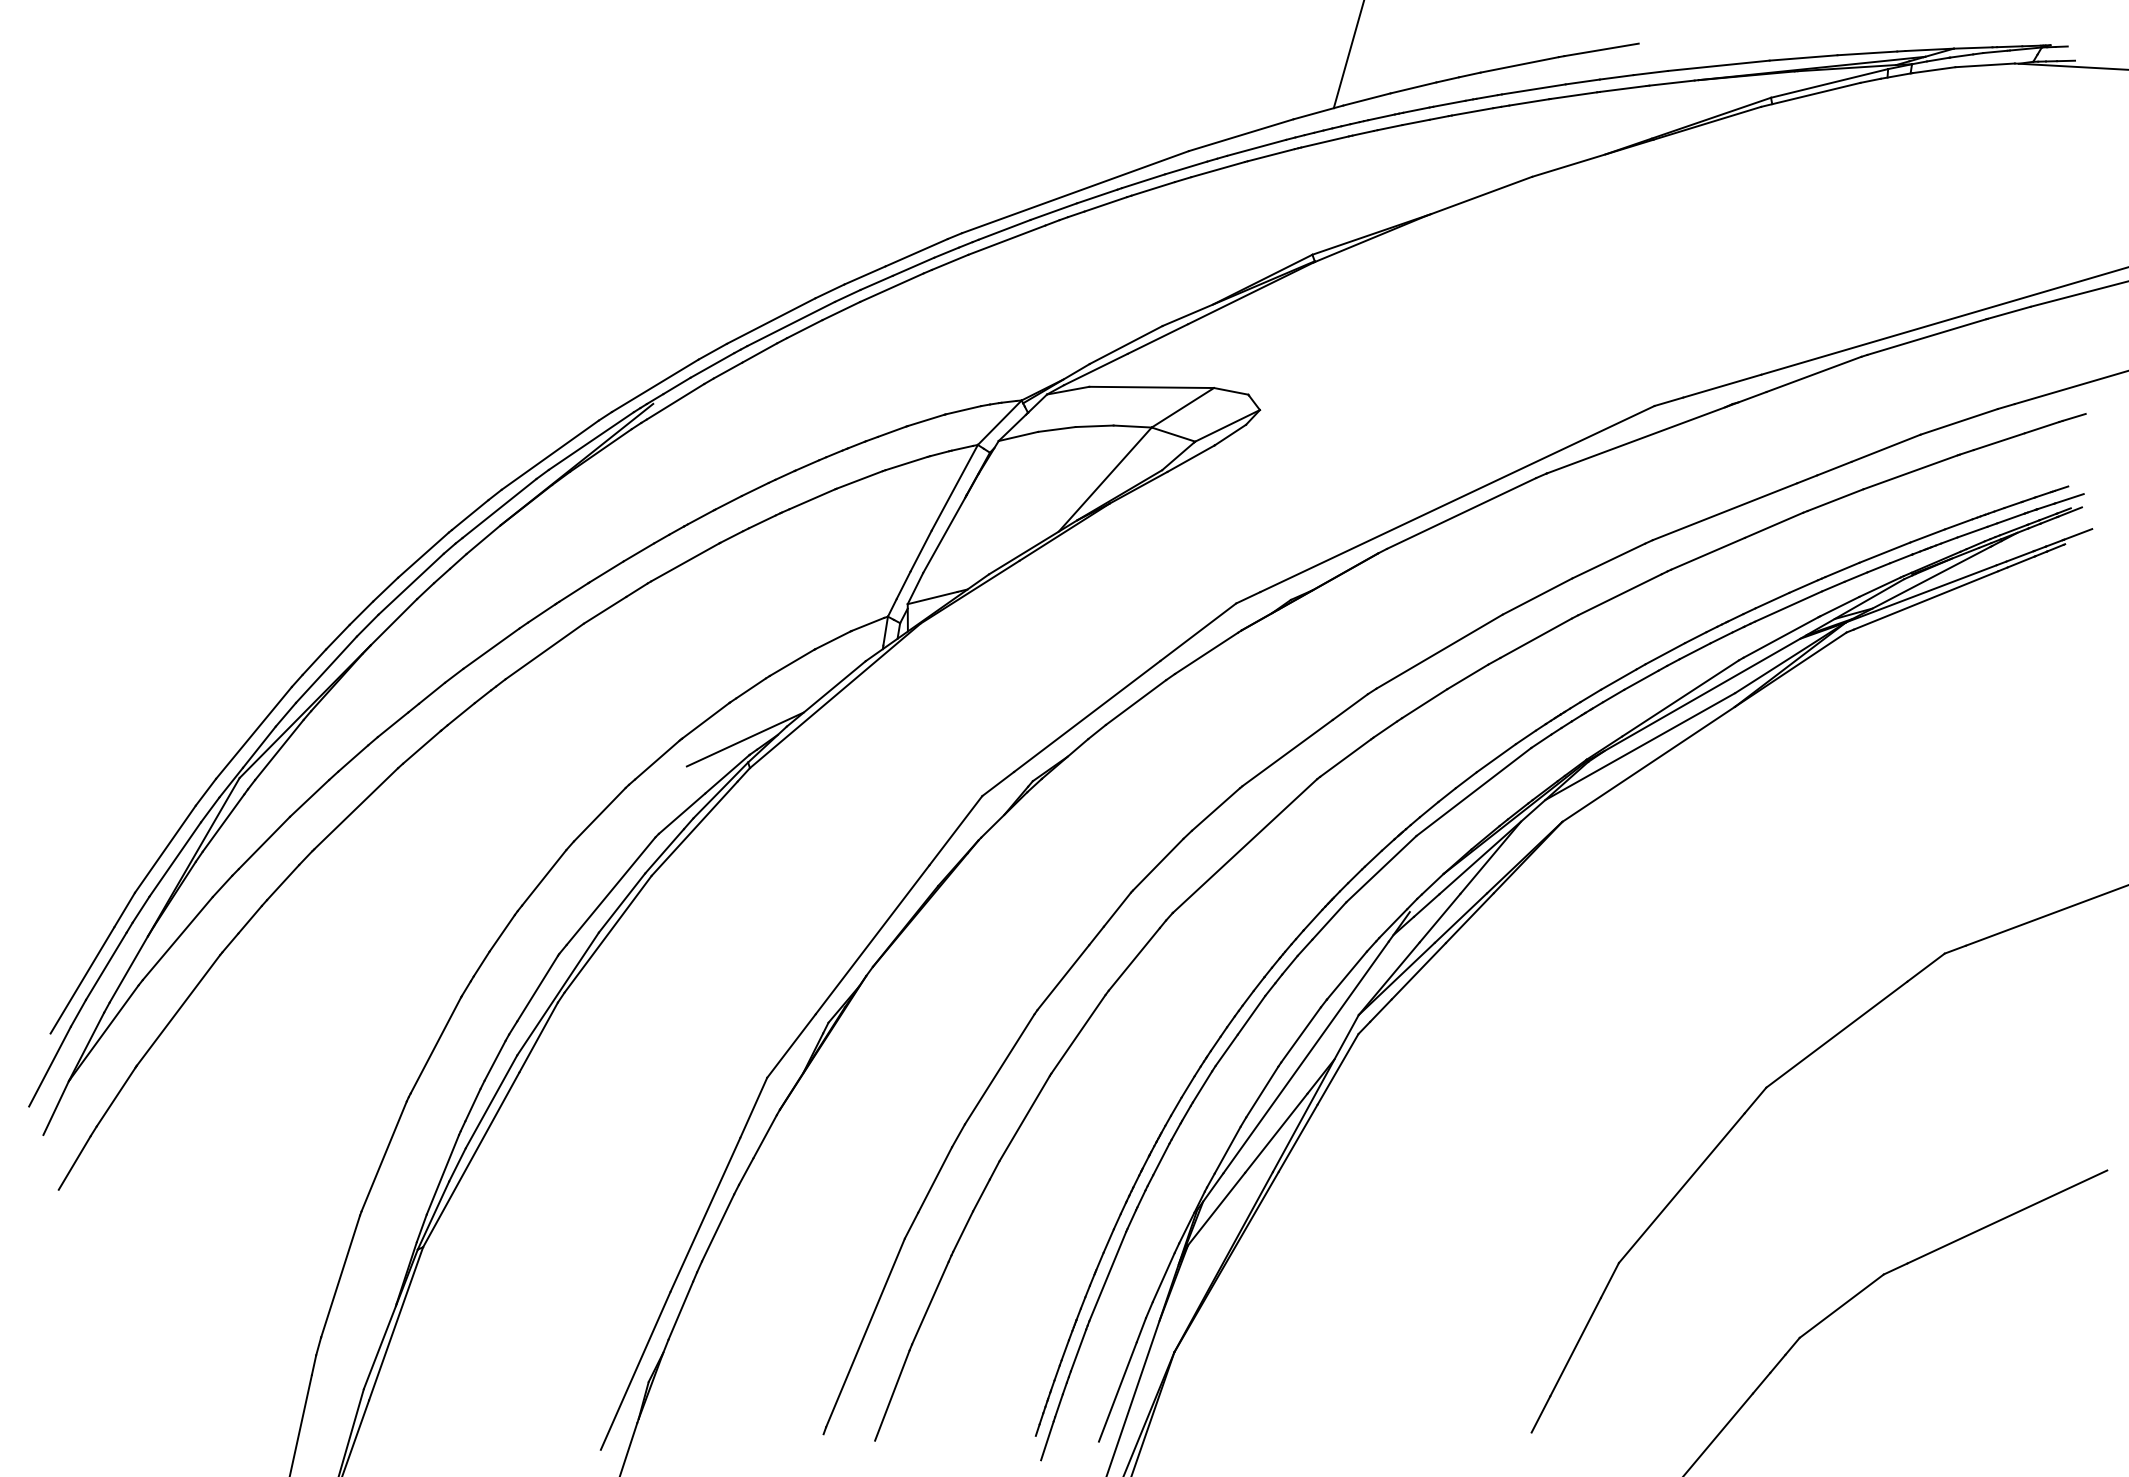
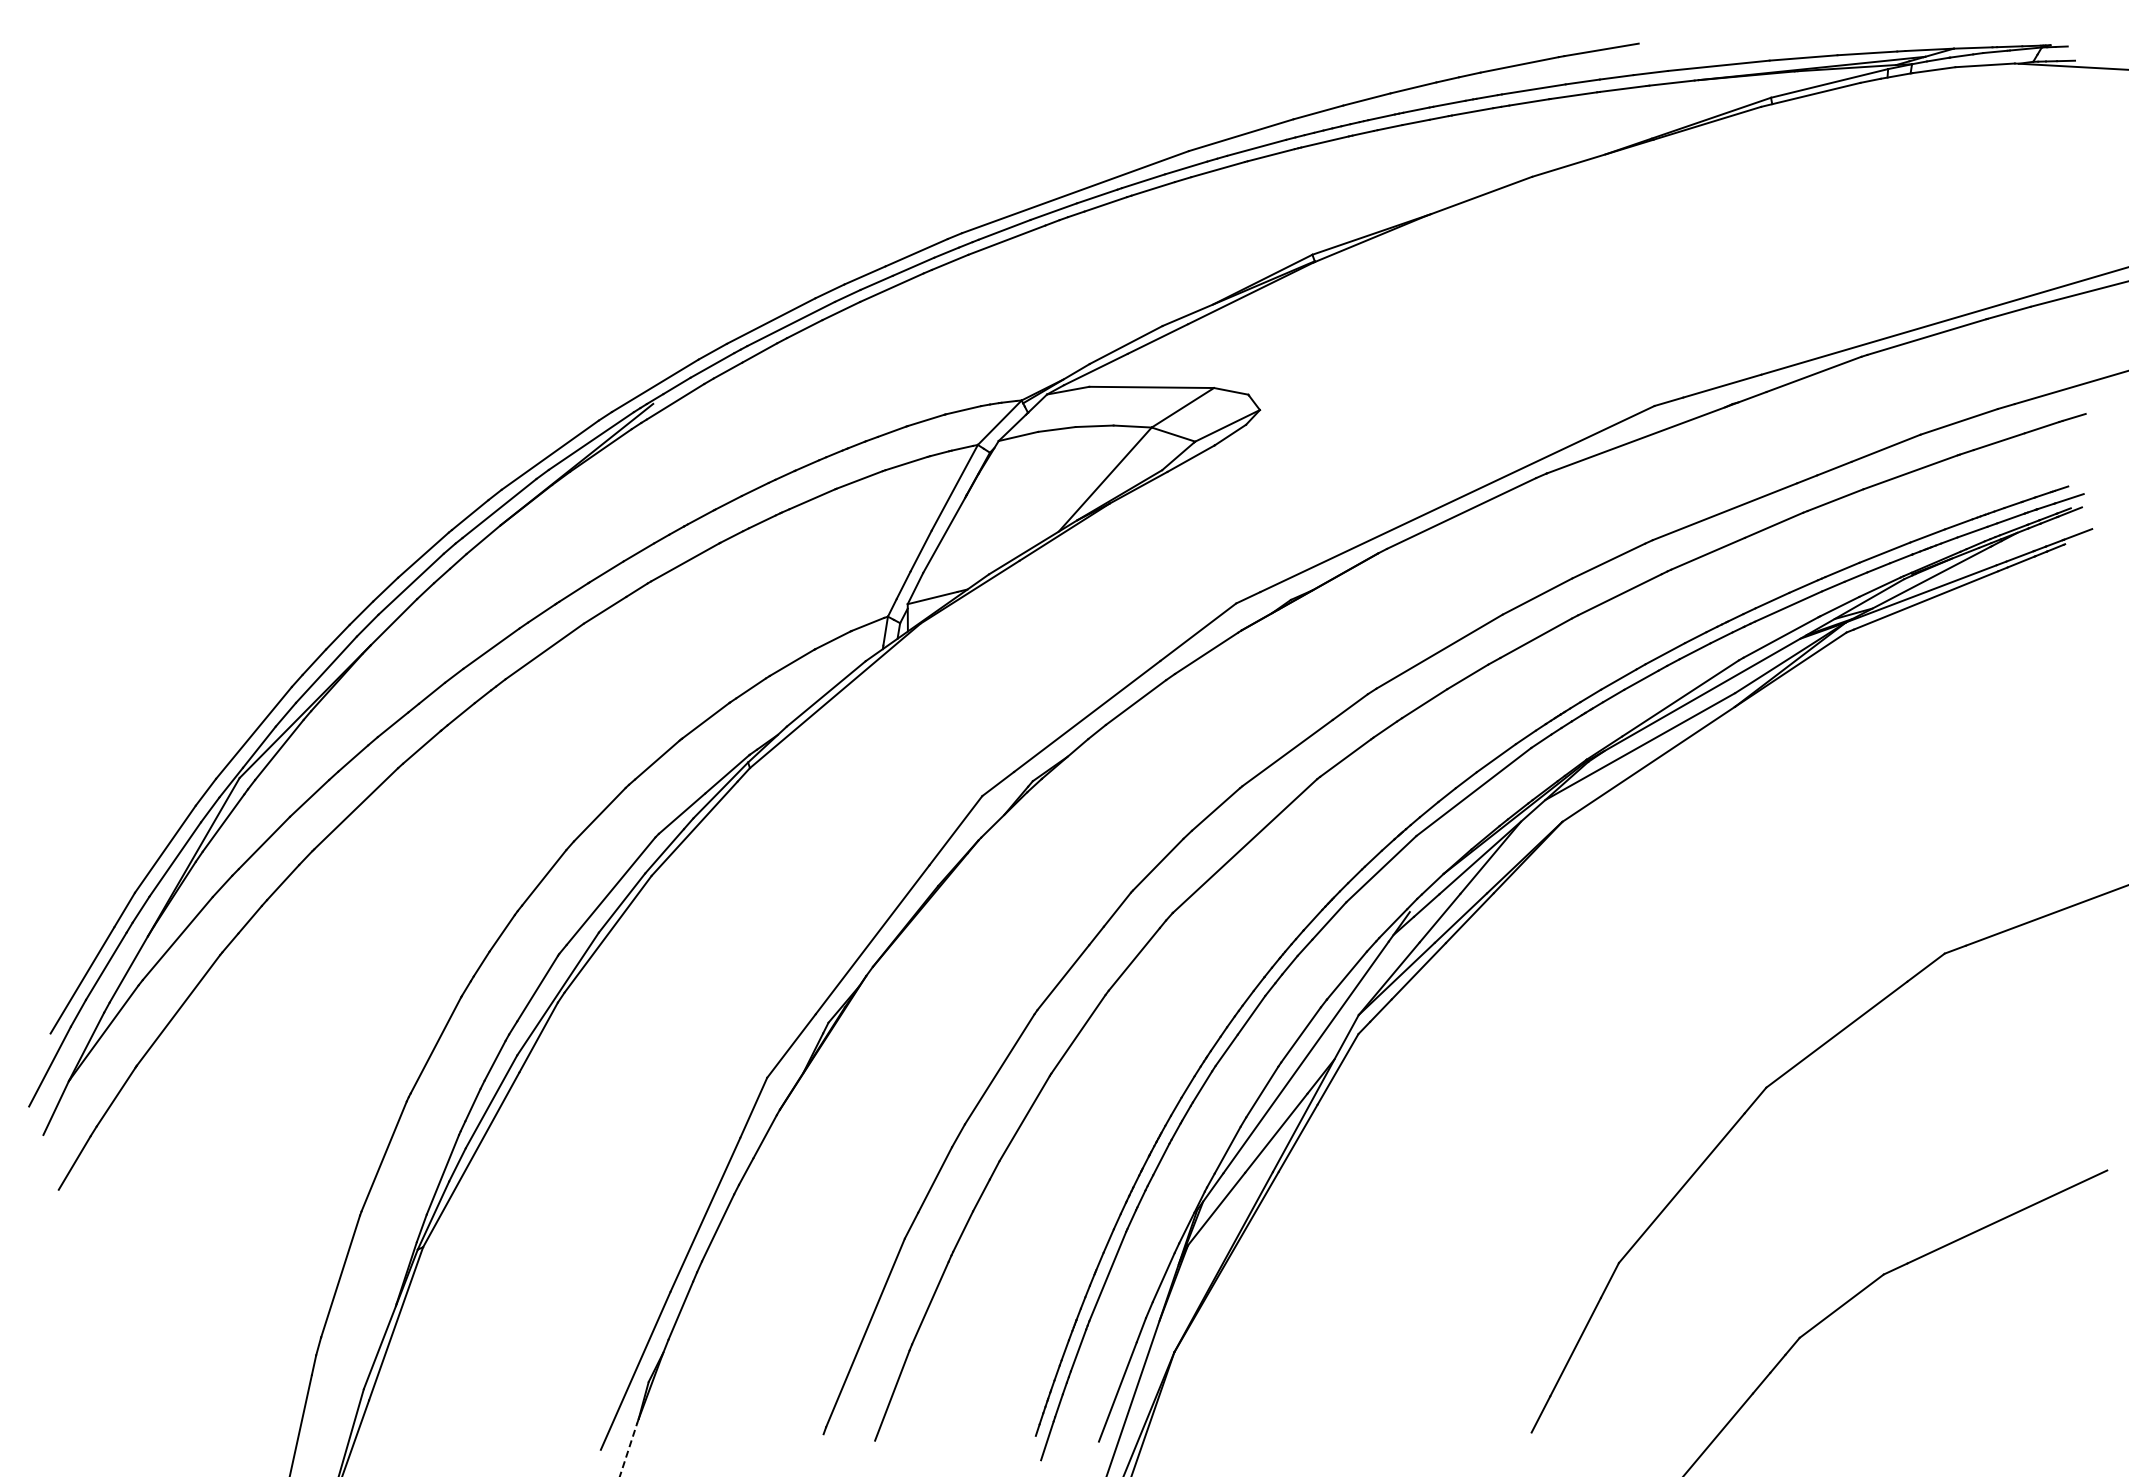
line: present -> none (1348, 55)
line: present -> none (744, 739)
line: solid -> dashed (628, 1449)
